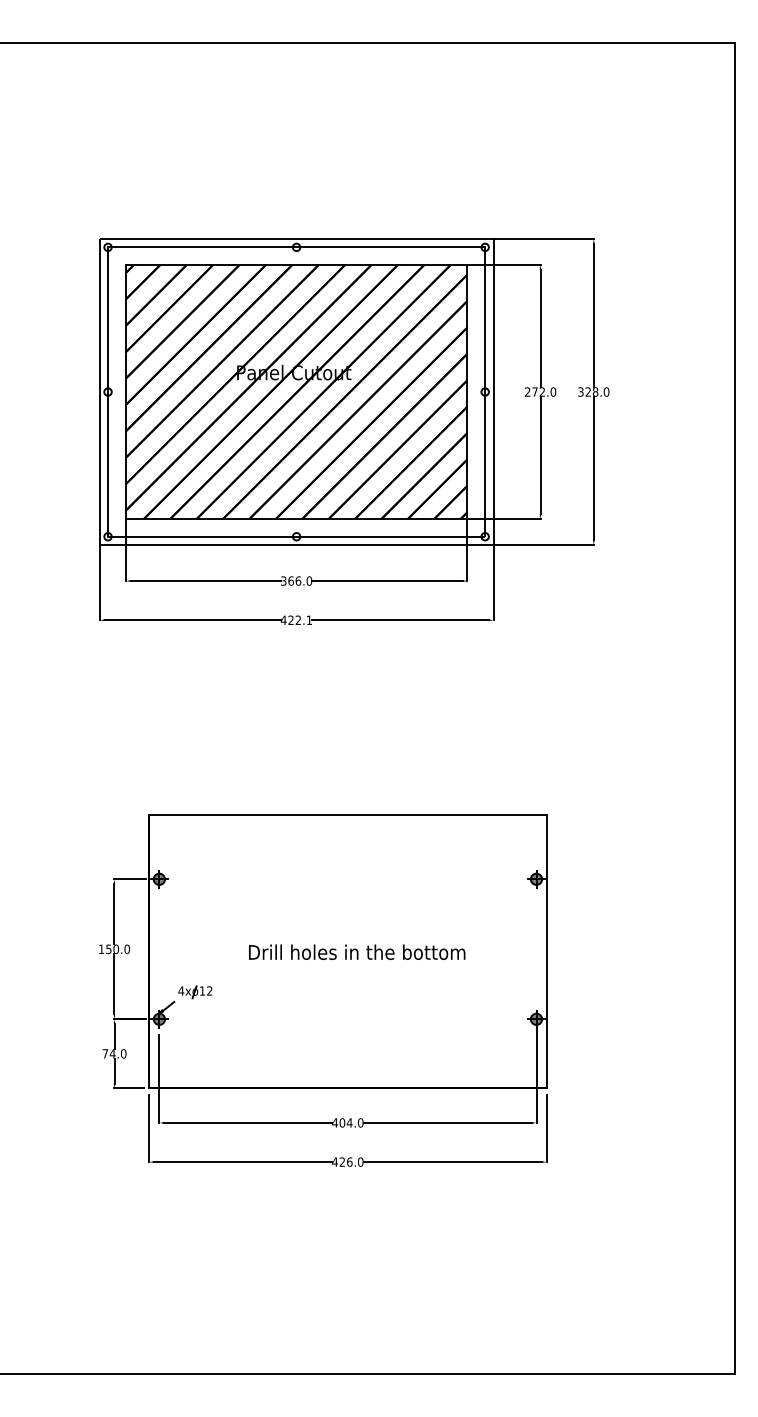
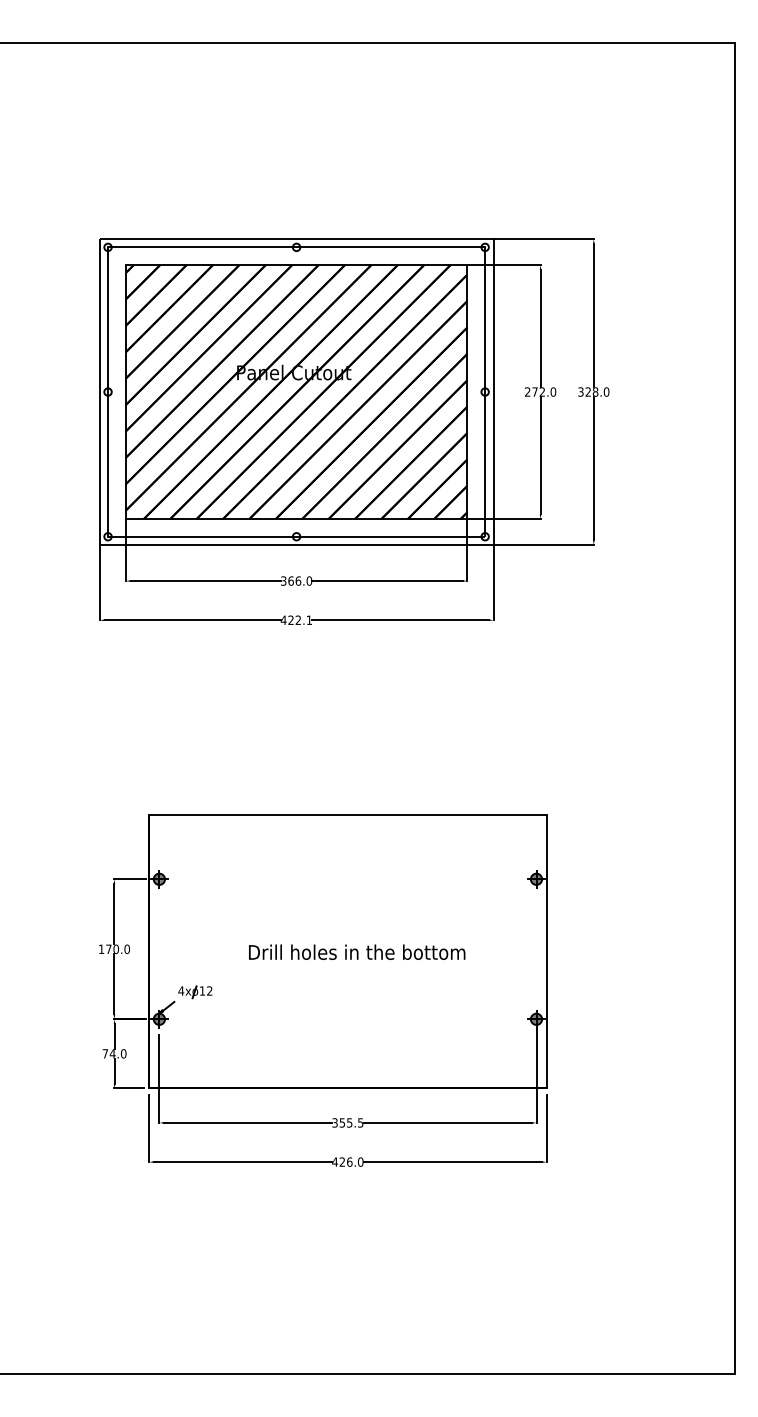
text: 150.0 -> 170.0 (108, 949)
text: 404.0 -> 355.5 (347, 1122)
